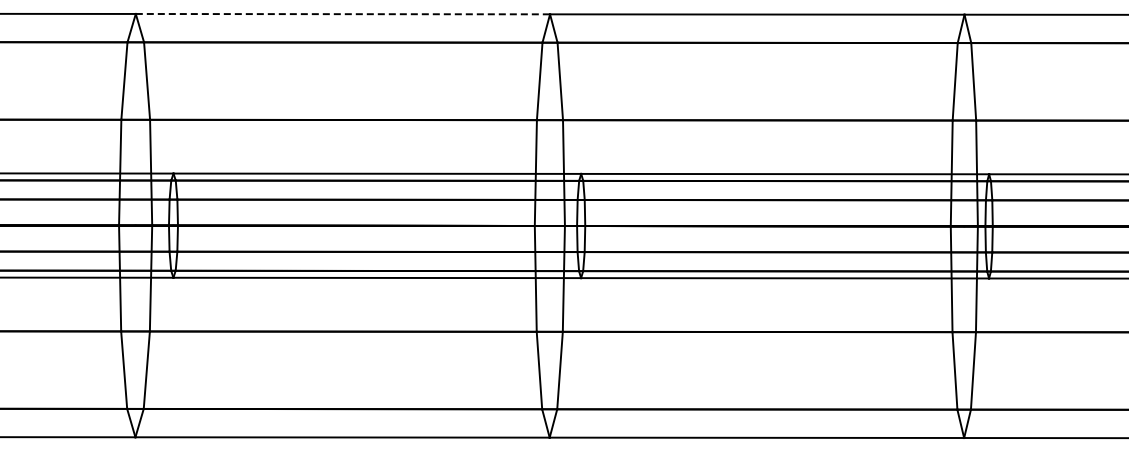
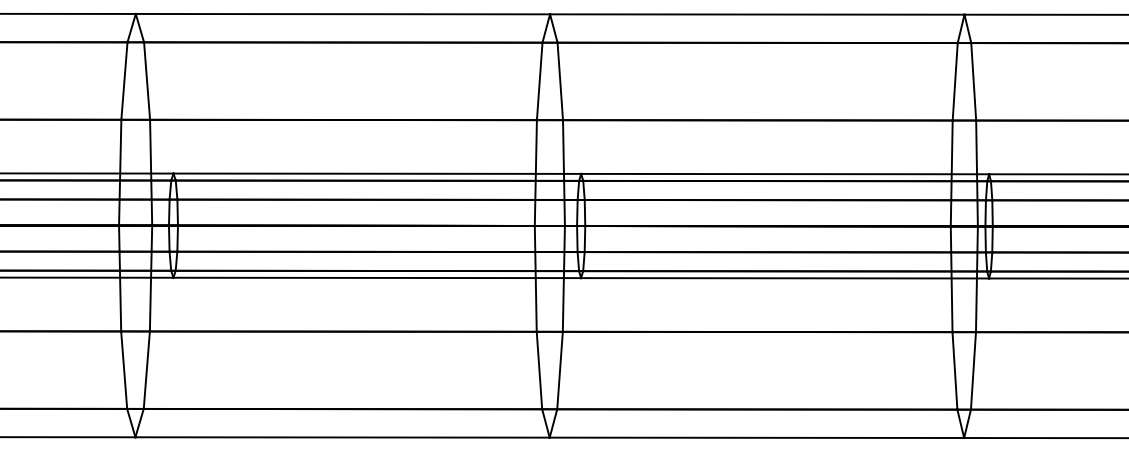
line: dashed -> solid (343, 14)
